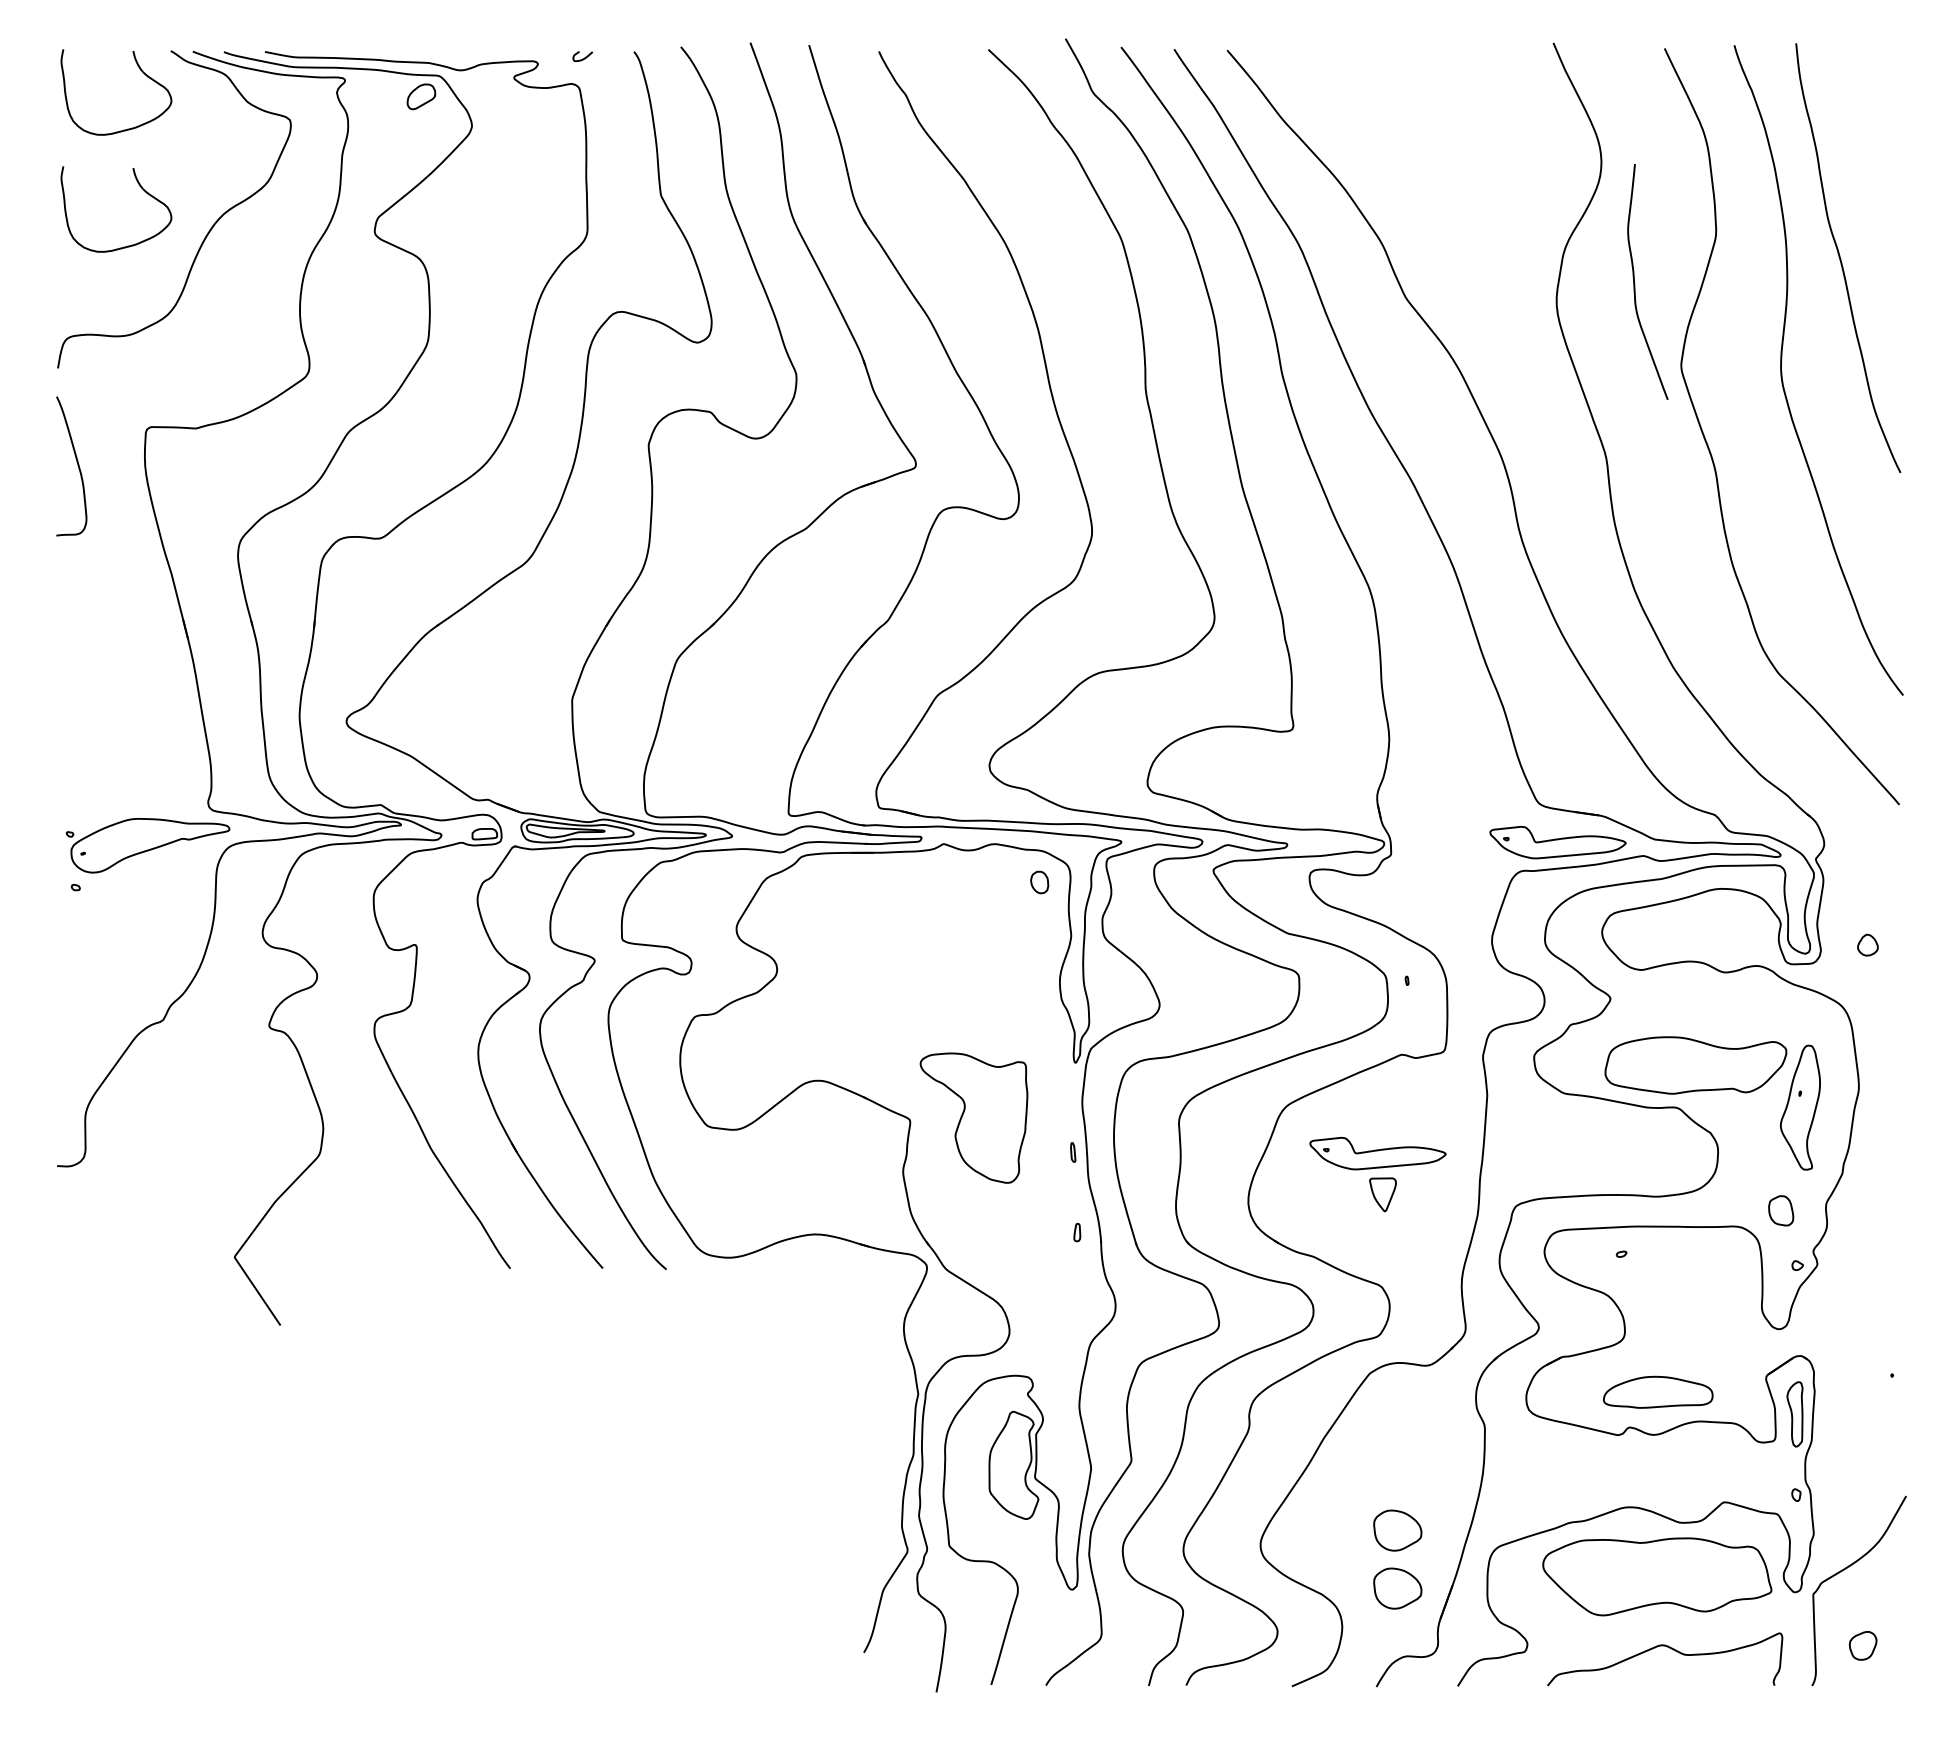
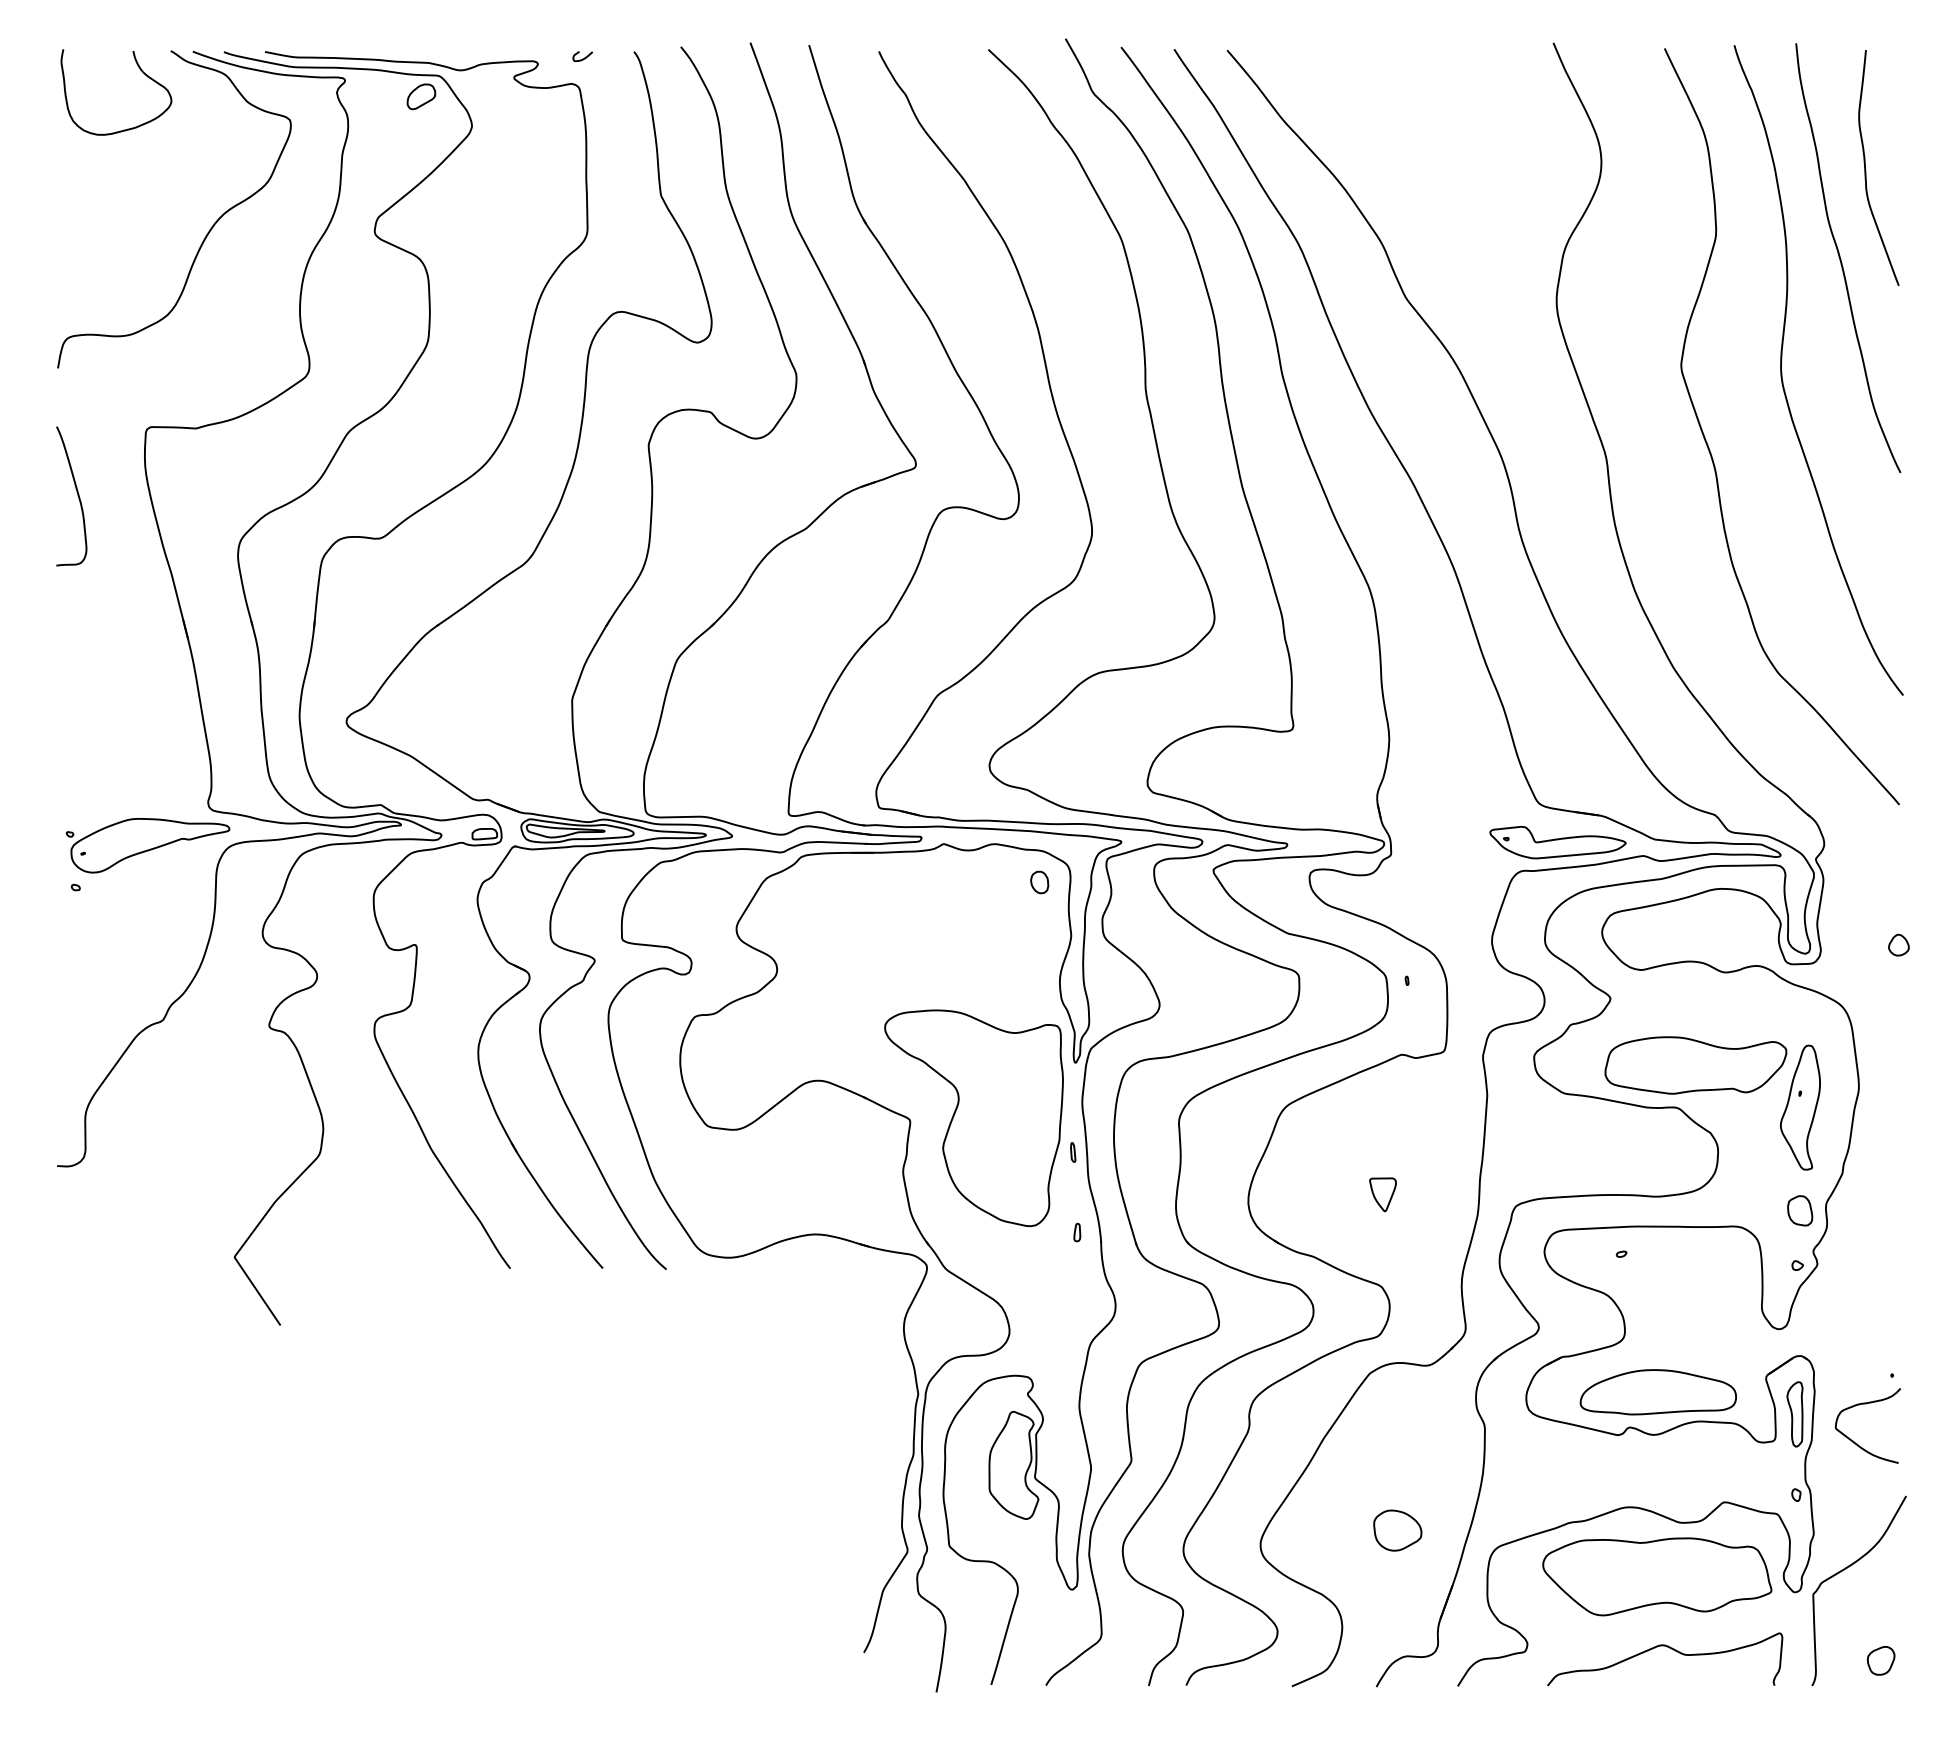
part: present -> none (139, 186)
curve position: (1635, 283) -> (1866, 169) (1866, 169)
curve position: (77, 465) -> (77, 495) (77, 495)
part position: (1867, 944) -> (1898, 944) (1898, 944)
part size: 110x132 px -> 180x218 px (973, 1117)
part: present -> none (1377, 1153)
part position: (1781, 1210) -> (1800, 1210) (1800, 1210)
part size: 111x34 px -> 158x47 px (1657, 1392)
curve: none -> present (1853, 1440)
part: present -> none (1397, 1588)
part position: (1862, 1645) -> (1880, 1660) (1880, 1660)
